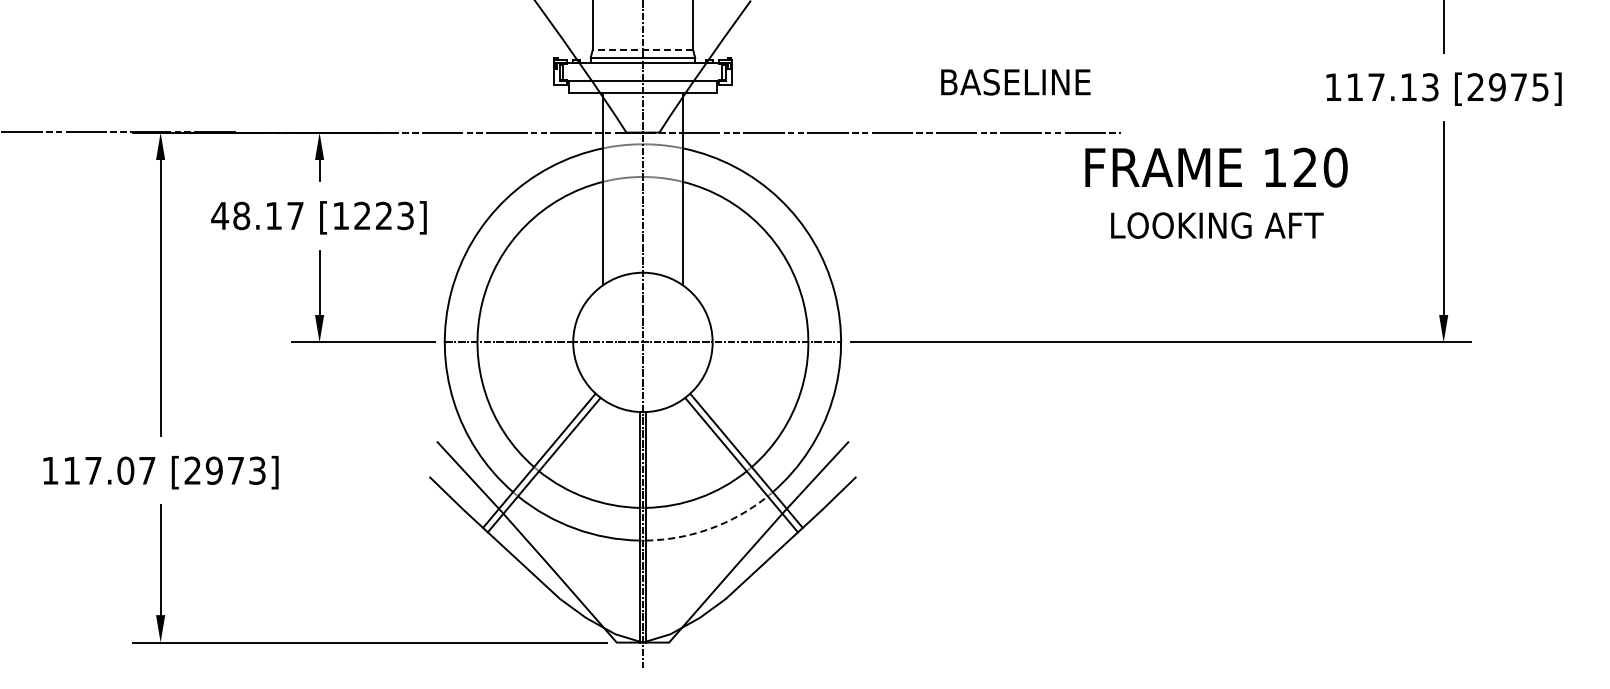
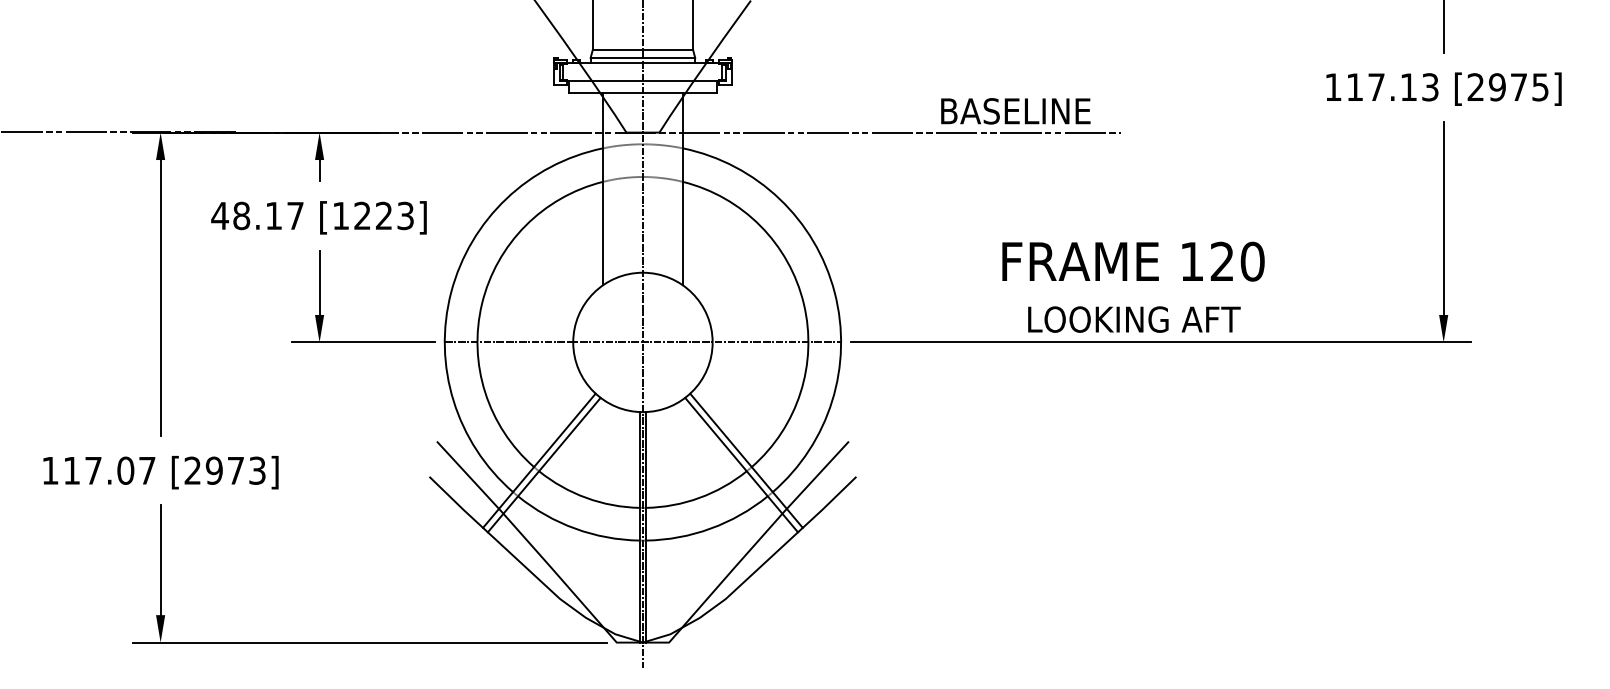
line: dashed -> solid (642, 49)
text position: (1015, 82) -> (1015, 111) (1015, 111)
text position: (1216, 192) -> (1133, 286) (1133, 286)
arc: dashed -> solid (710, 528)
